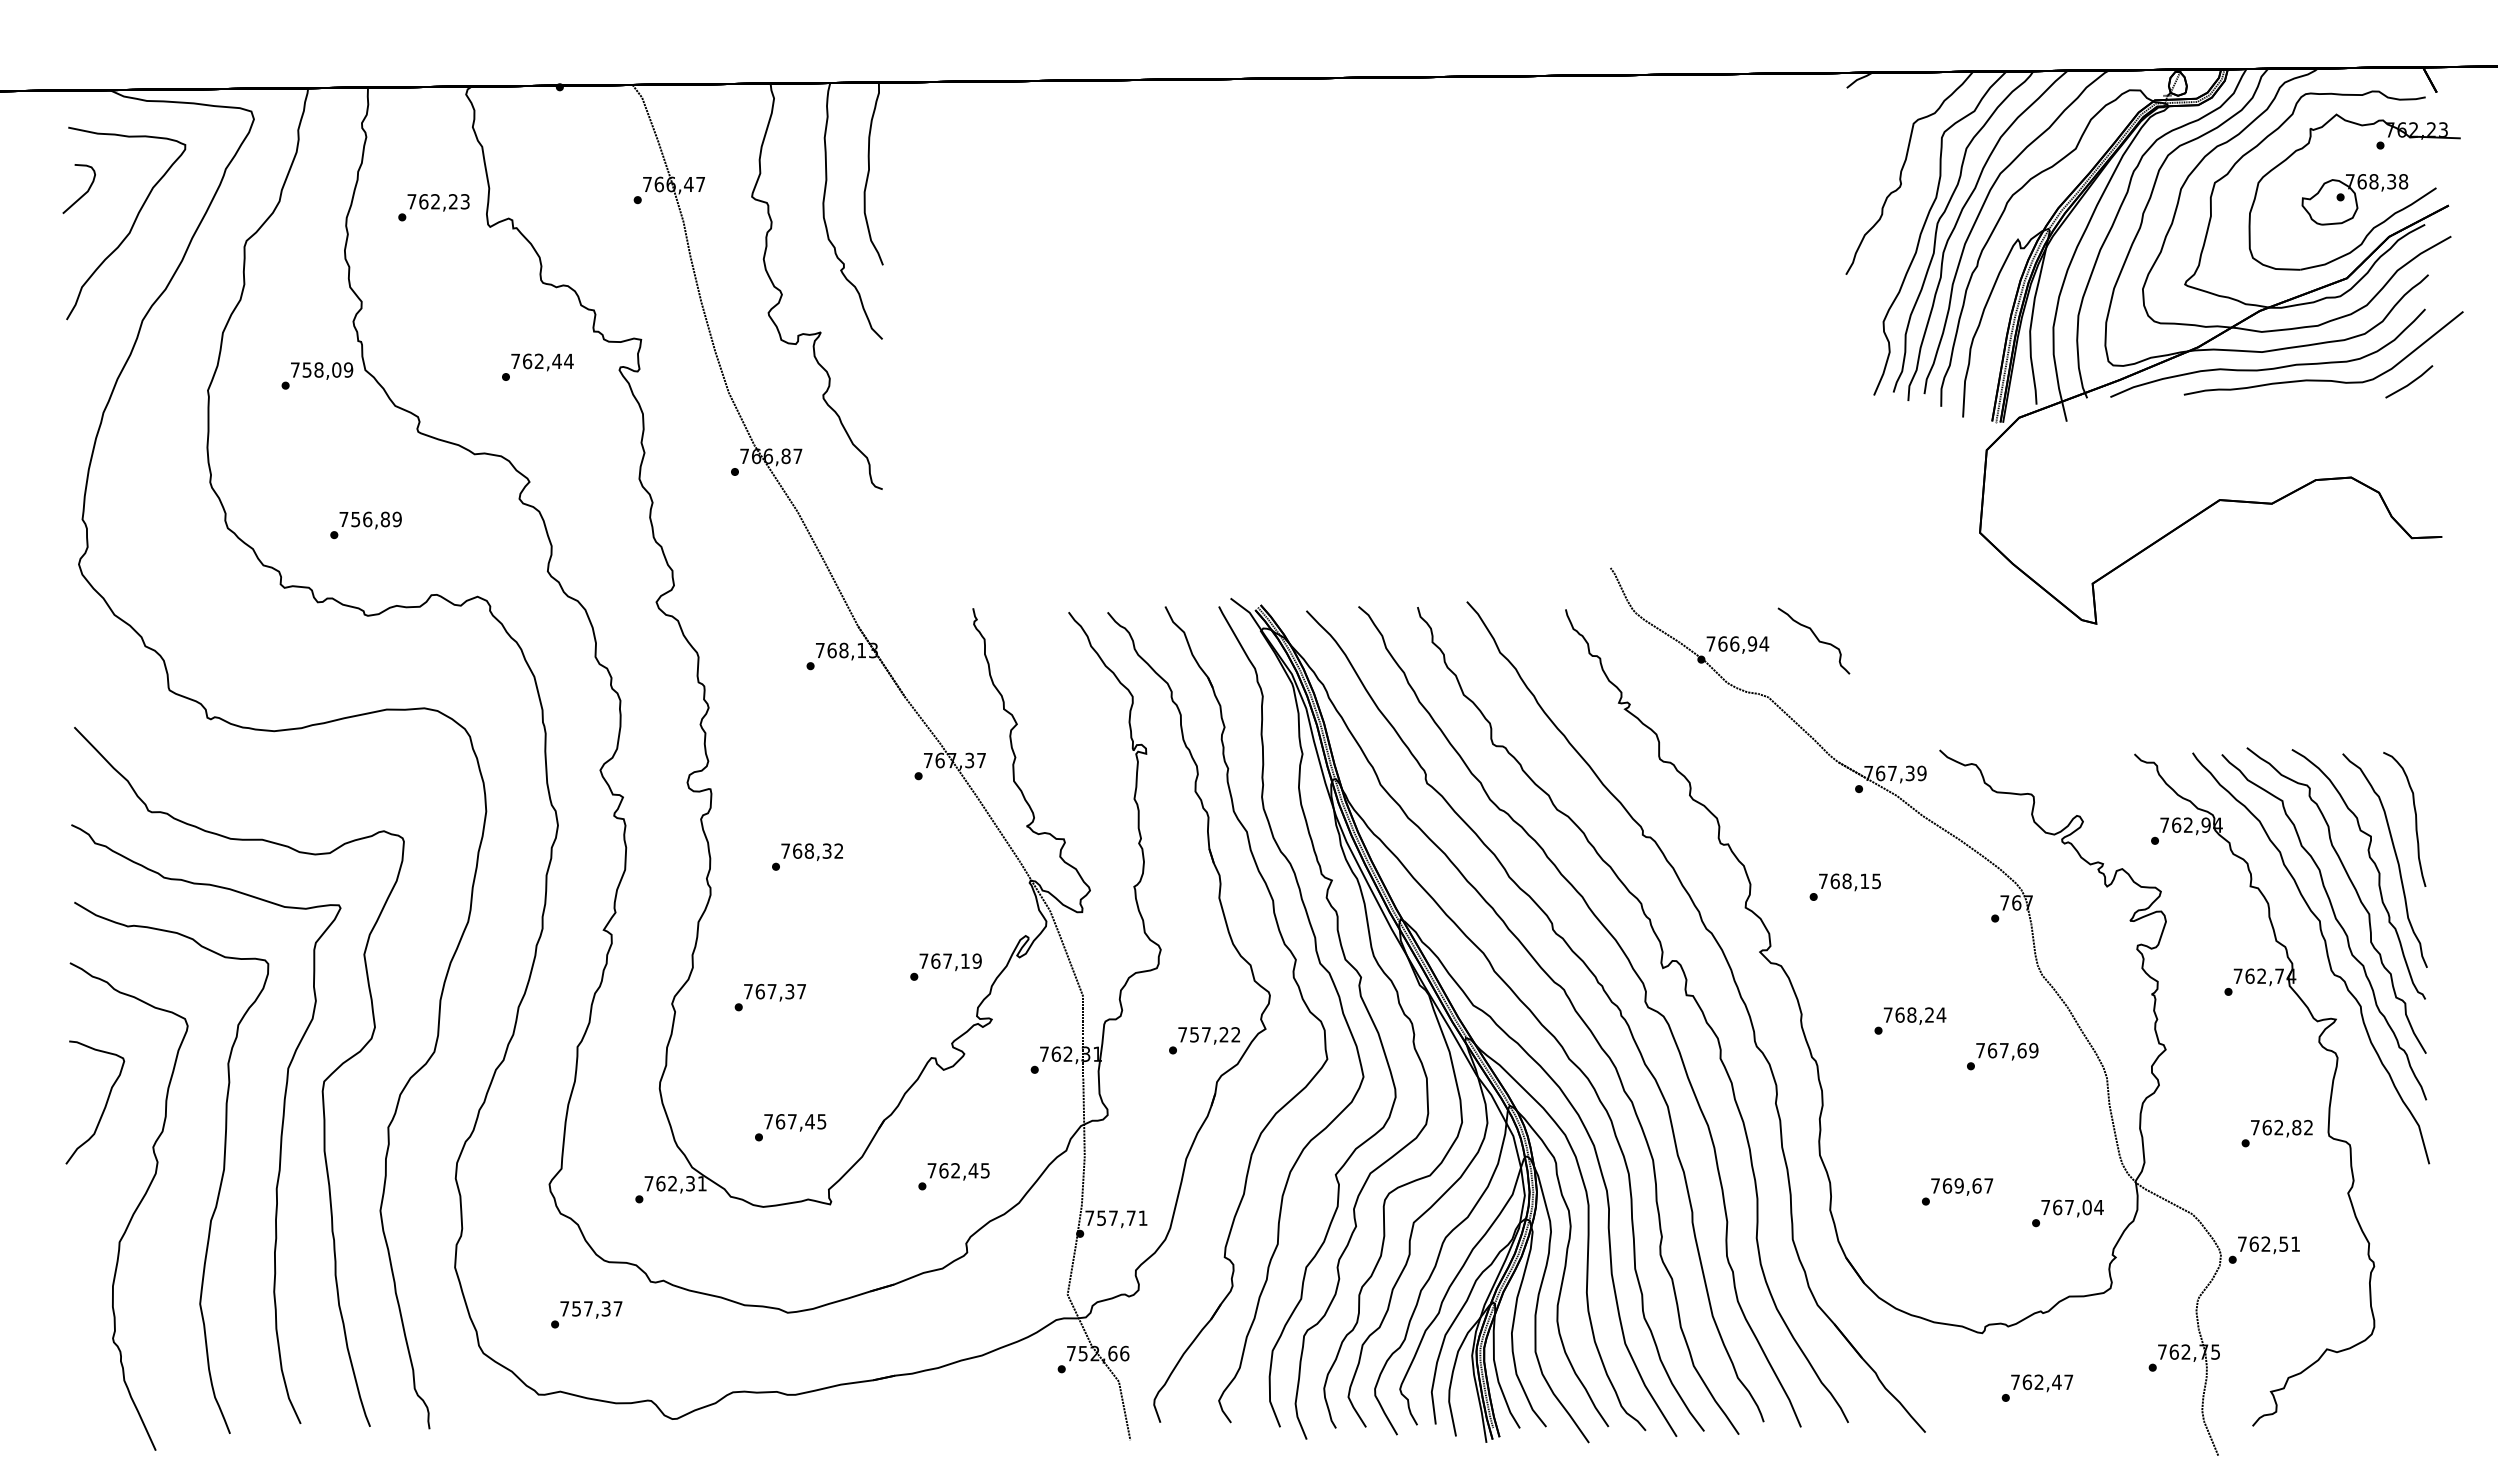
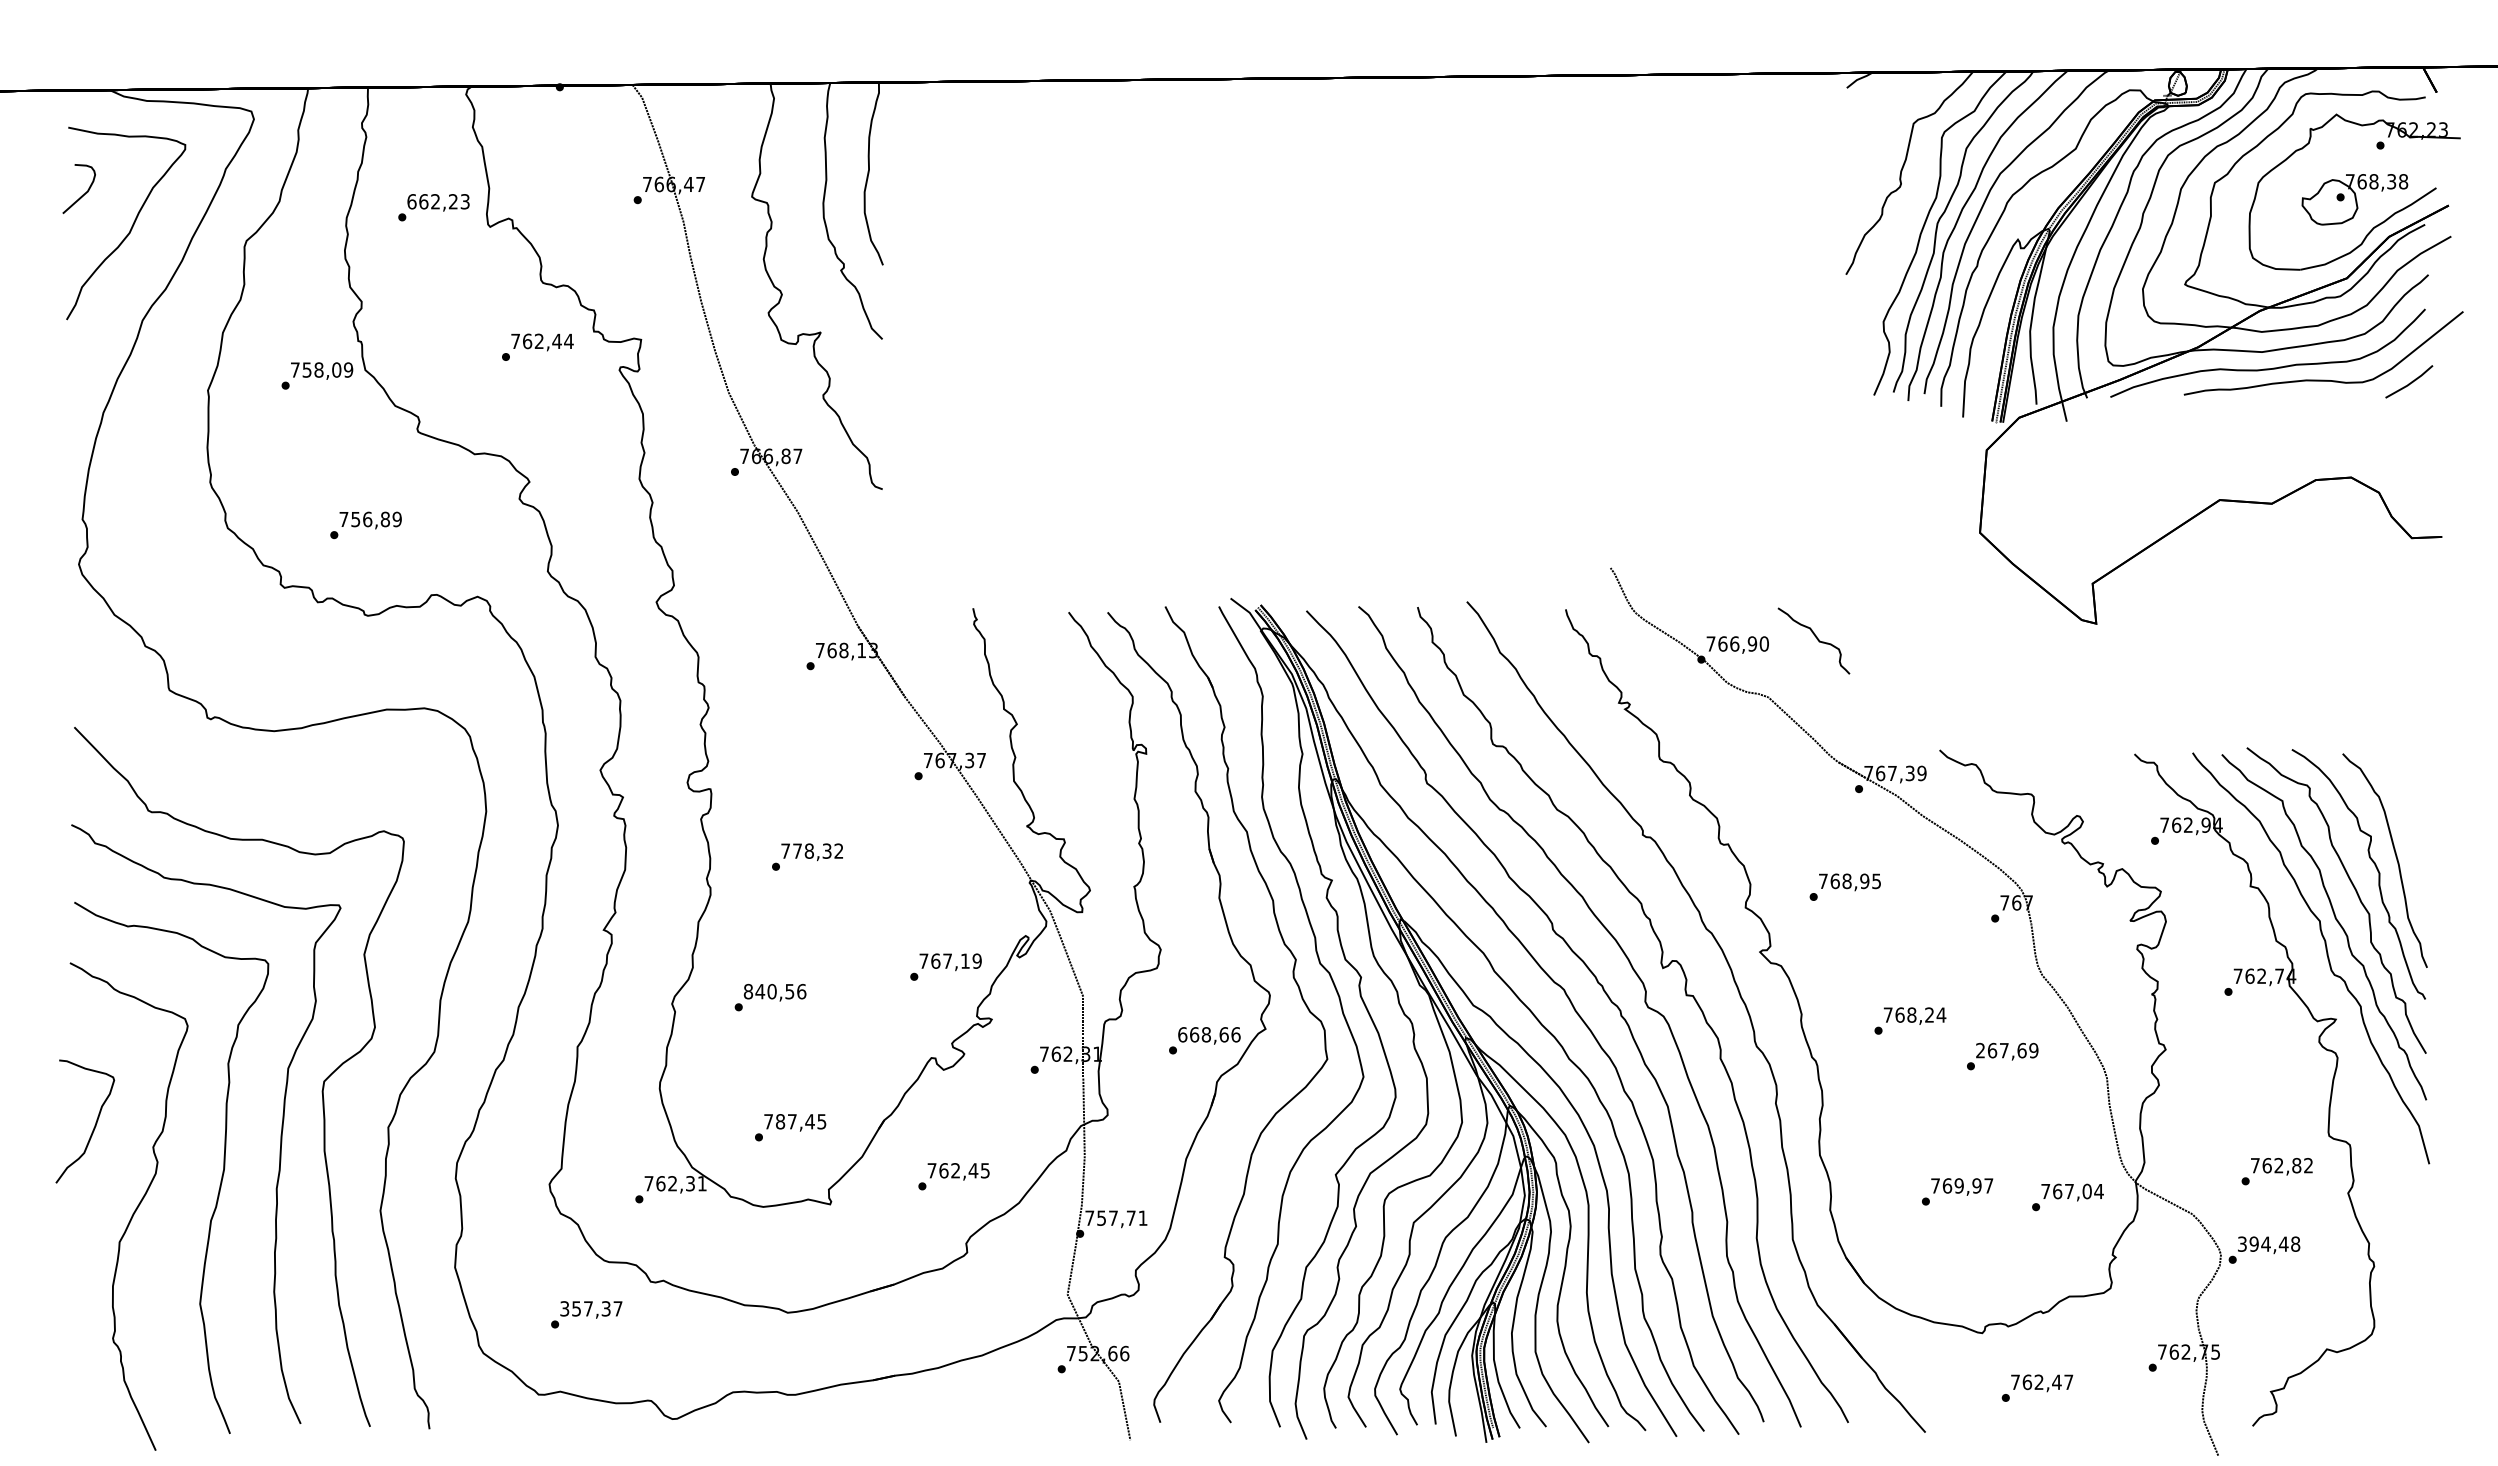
text: 762,23 -> 662,23 (411, 201)
text position: (537, 366) -> (537, 346) (537, 346)
text: 766,94 -> 766,90 (1764, 643)
part: present -> none (2415, 819)
text: 768,32 -> 778,32 (797, 850)
text: 768,15 -> 768,95 (1864, 881)
text: 767,37 -> 840,56 (774, 991)
text: 757,22 -> 668,66 (1209, 1034)
text: 767,69 -> 267,69 (1980, 1050)
part position: (104, 1106) -> (94, 1125) (94, 1125)
text: 767,45 -> 787,45 (780, 1121)
text position: (2276, 1133) -> (2276, 1171) (2276, 1171)
text: 769,67 -> 769,97 (1976, 1185)
text position: (2067, 1213) -> (2067, 1197) (2067, 1197)
text: 762,51 -> 394,48 (2269, 1243)
text: 757,37 -> 357,37 (564, 1308)
